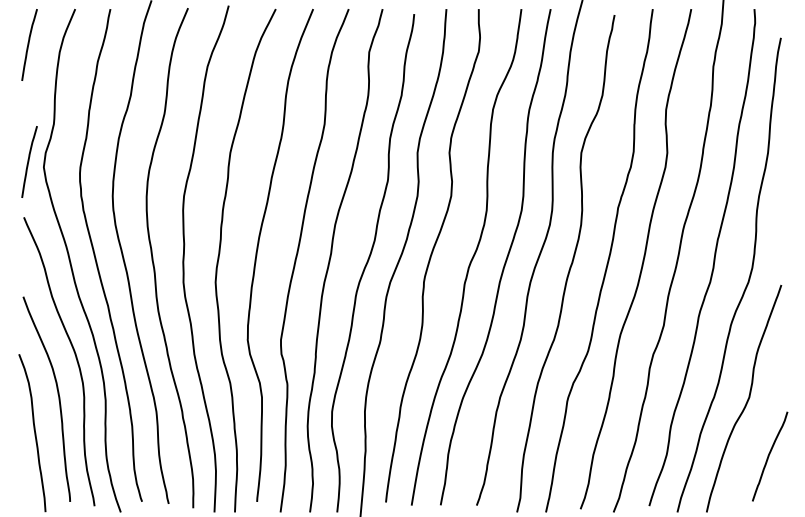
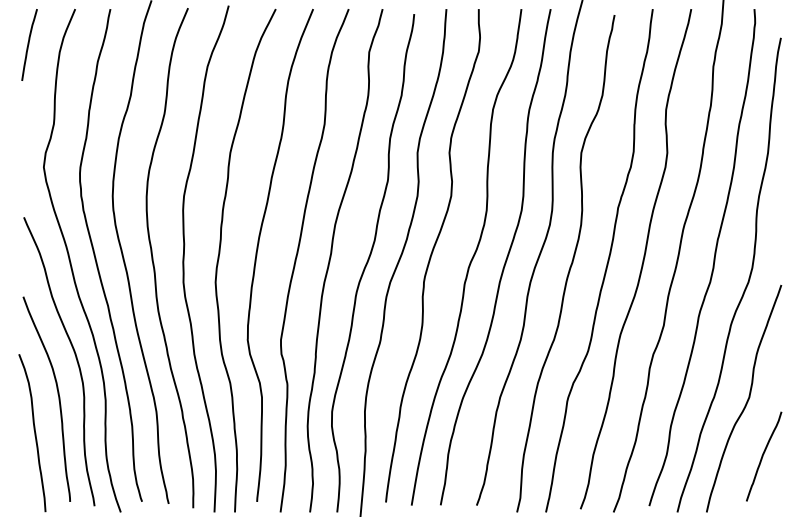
curve: present -> none (29, 161)
curve position: (769, 456) -> (763, 456) (763, 456)
